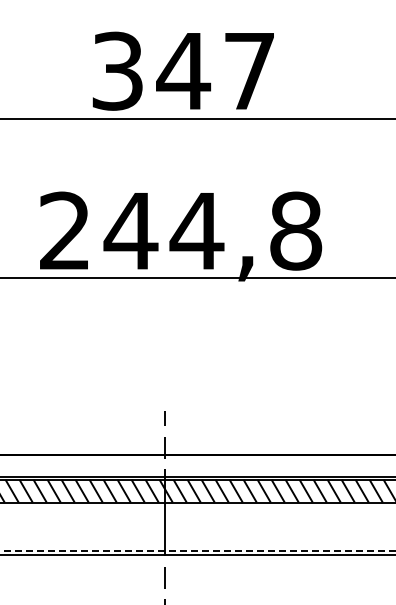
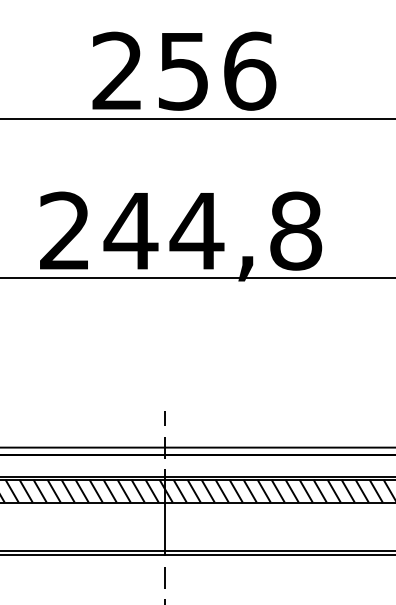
text: 347 -> 256 (184, 70)
line: none -> present (197, 447)
line: dashed -> solid (197, 550)
